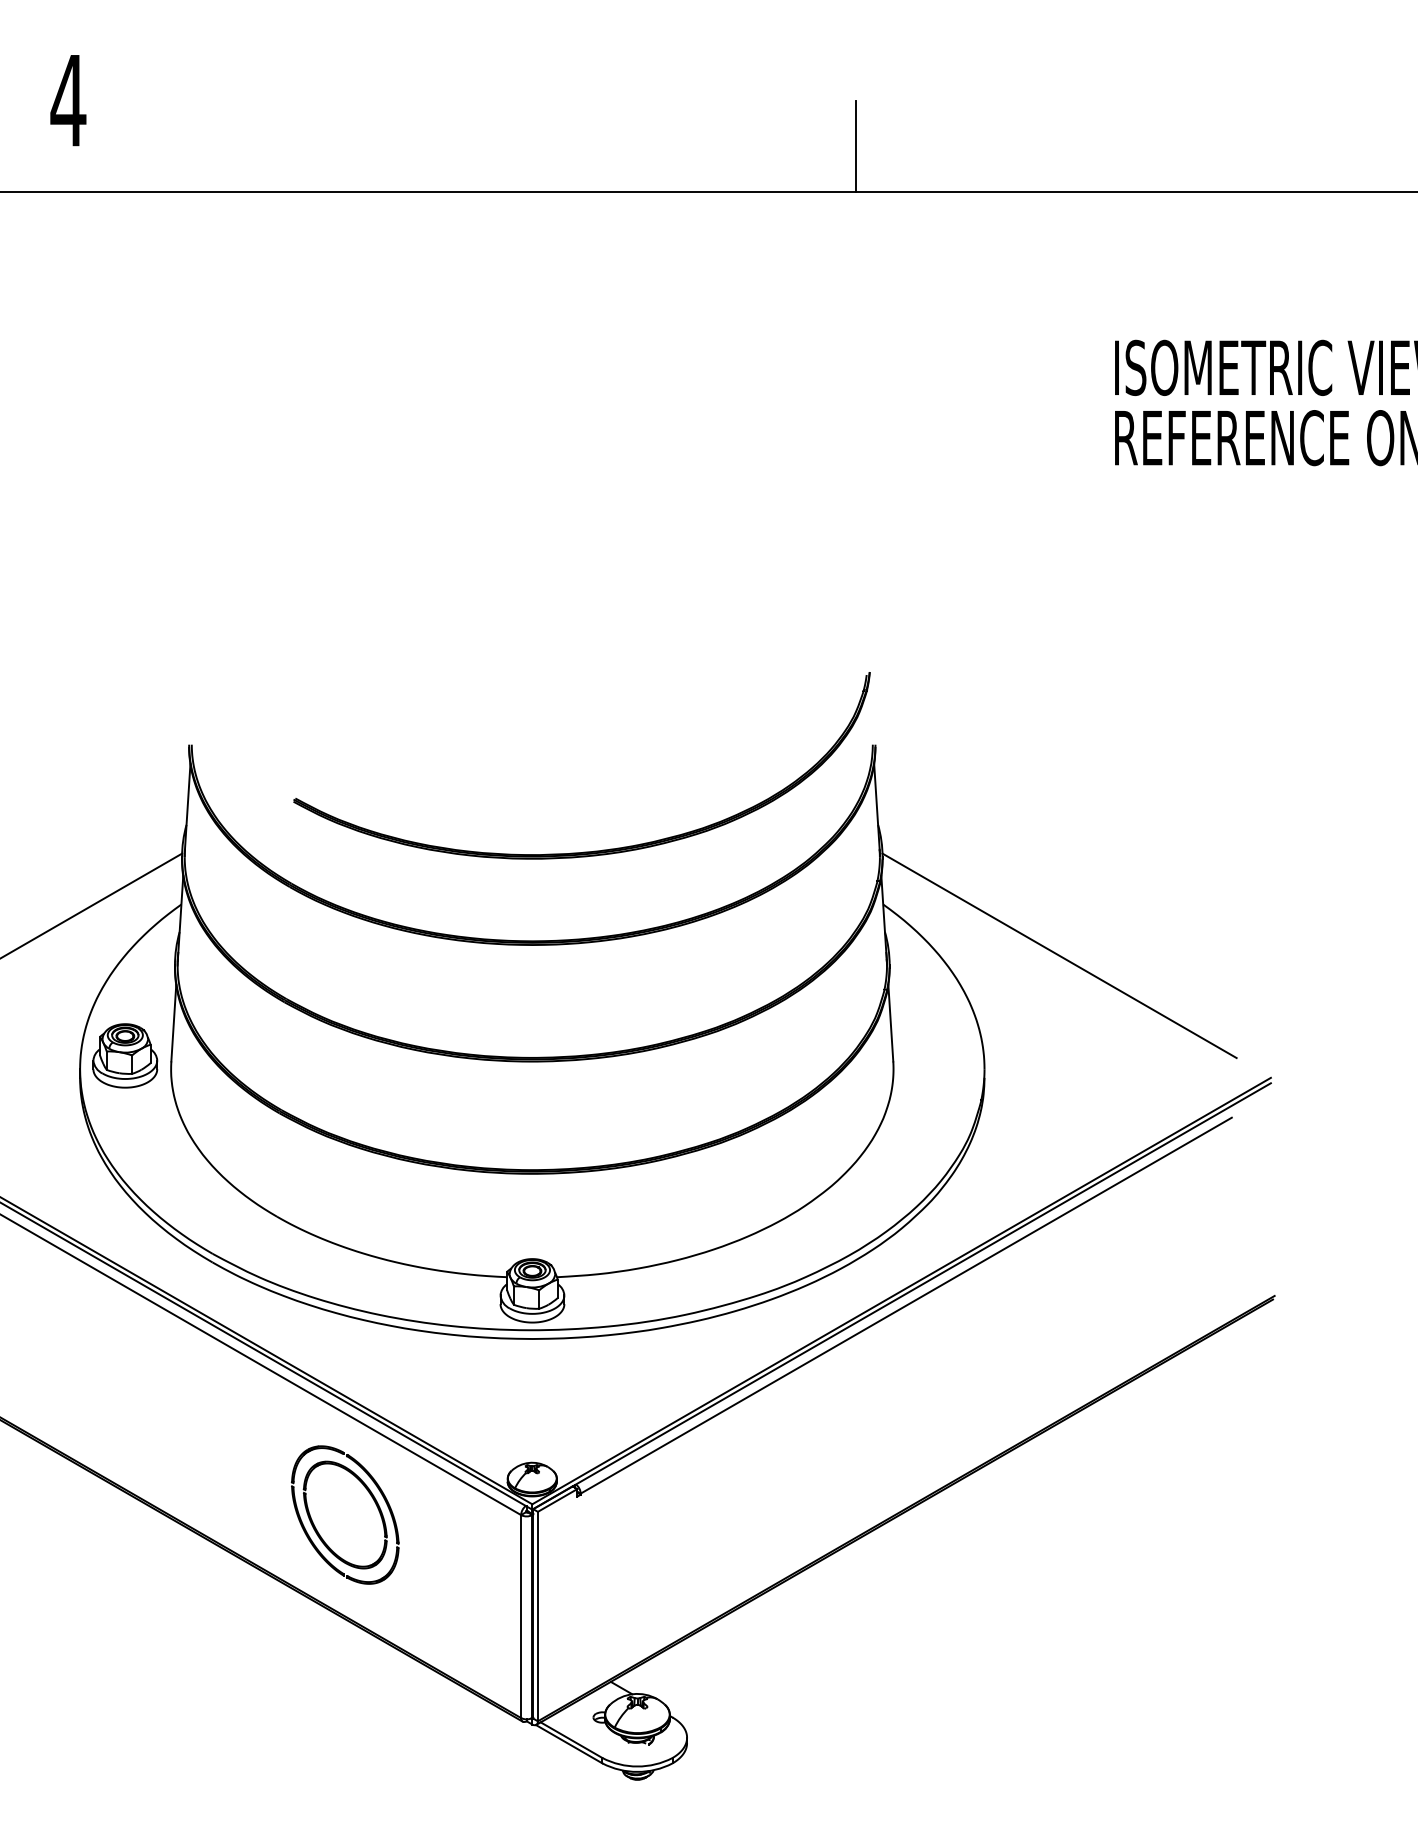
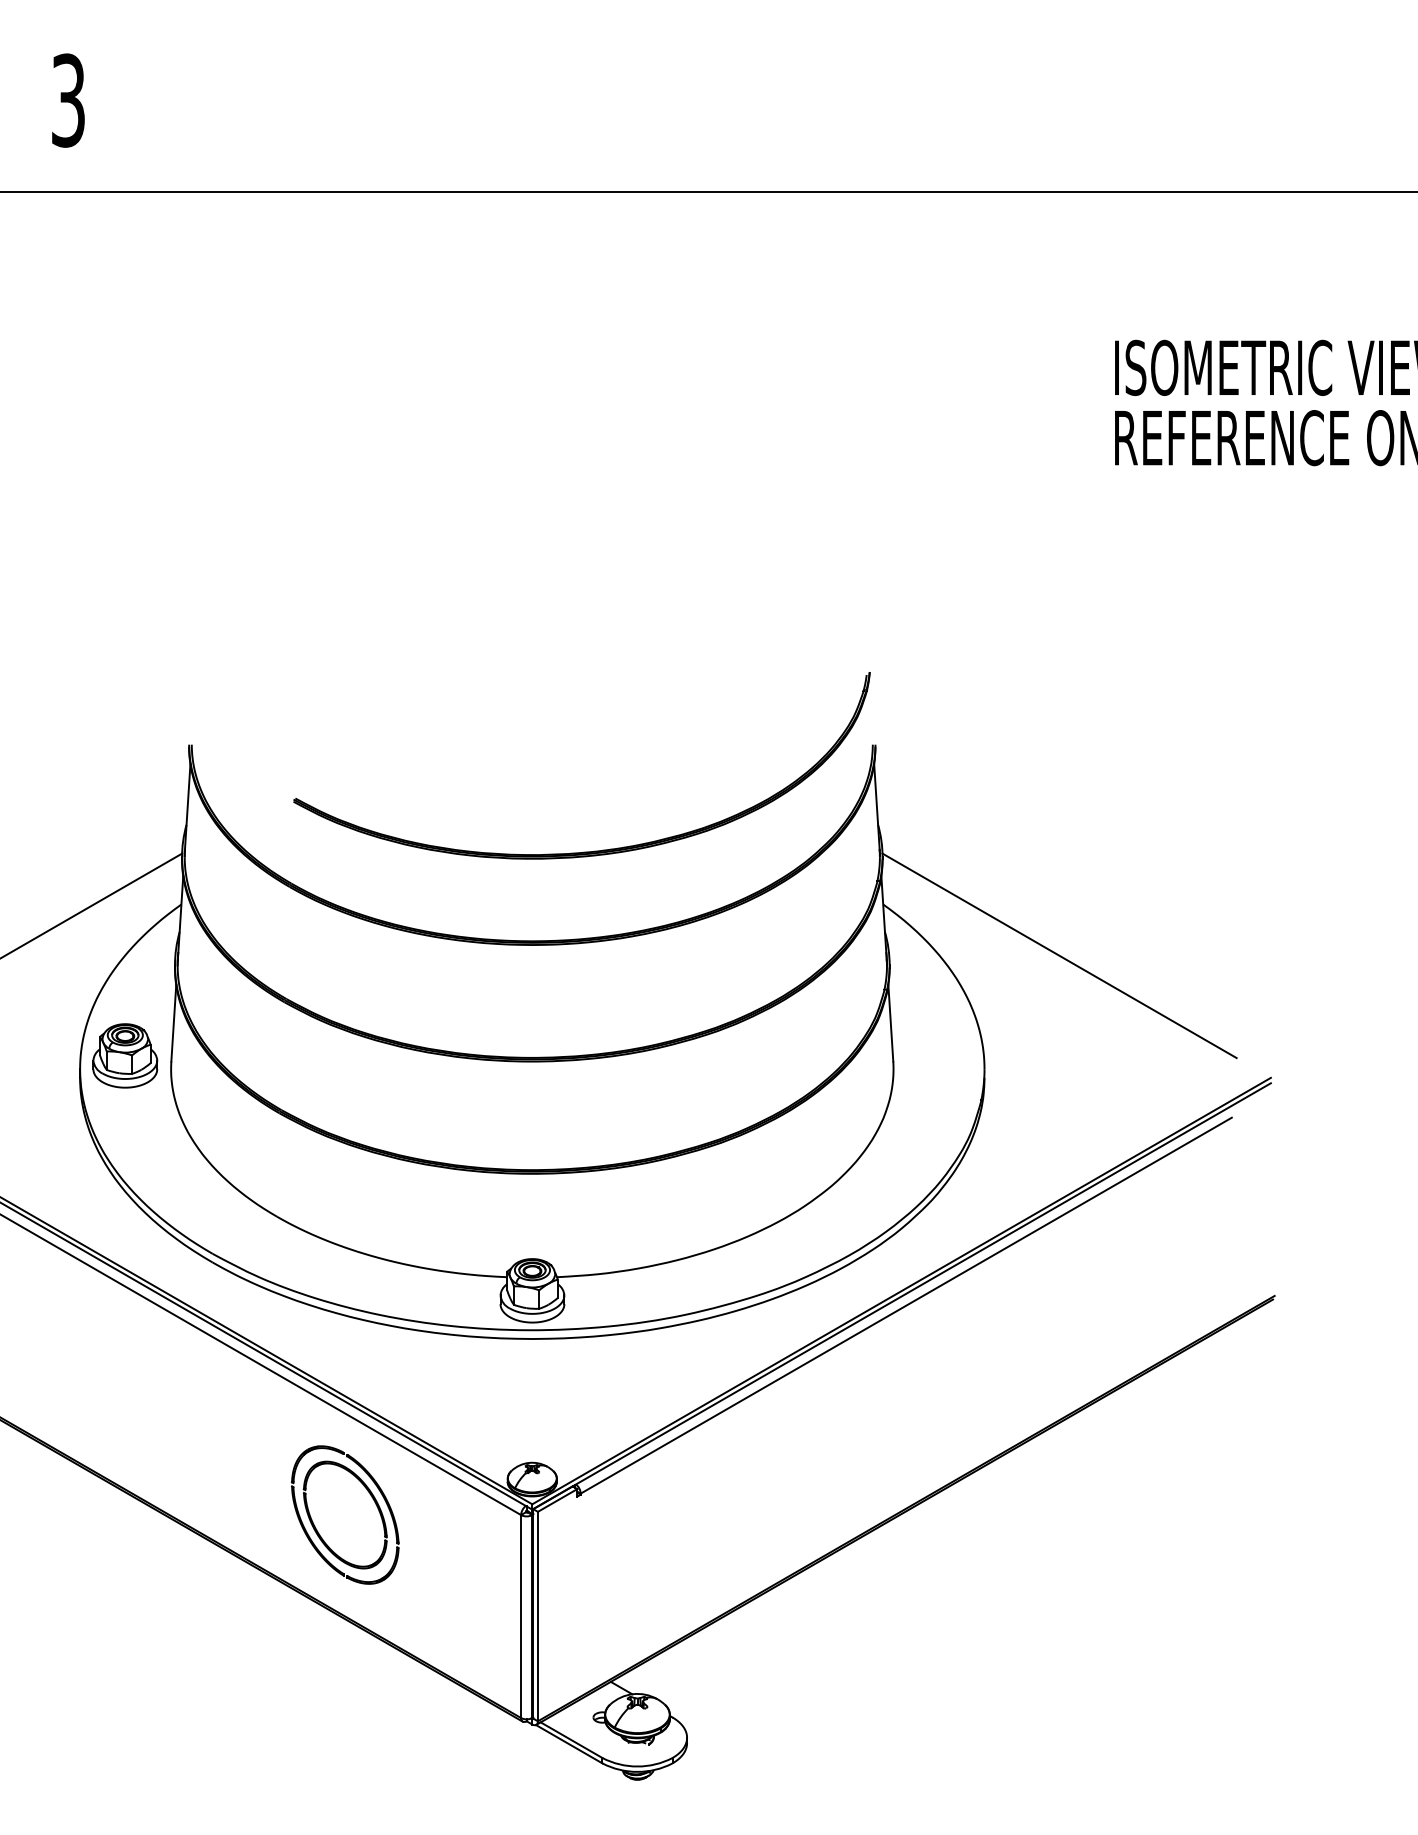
text: 4 -> 3 (68, 100)
line: present -> none (855, 145)
